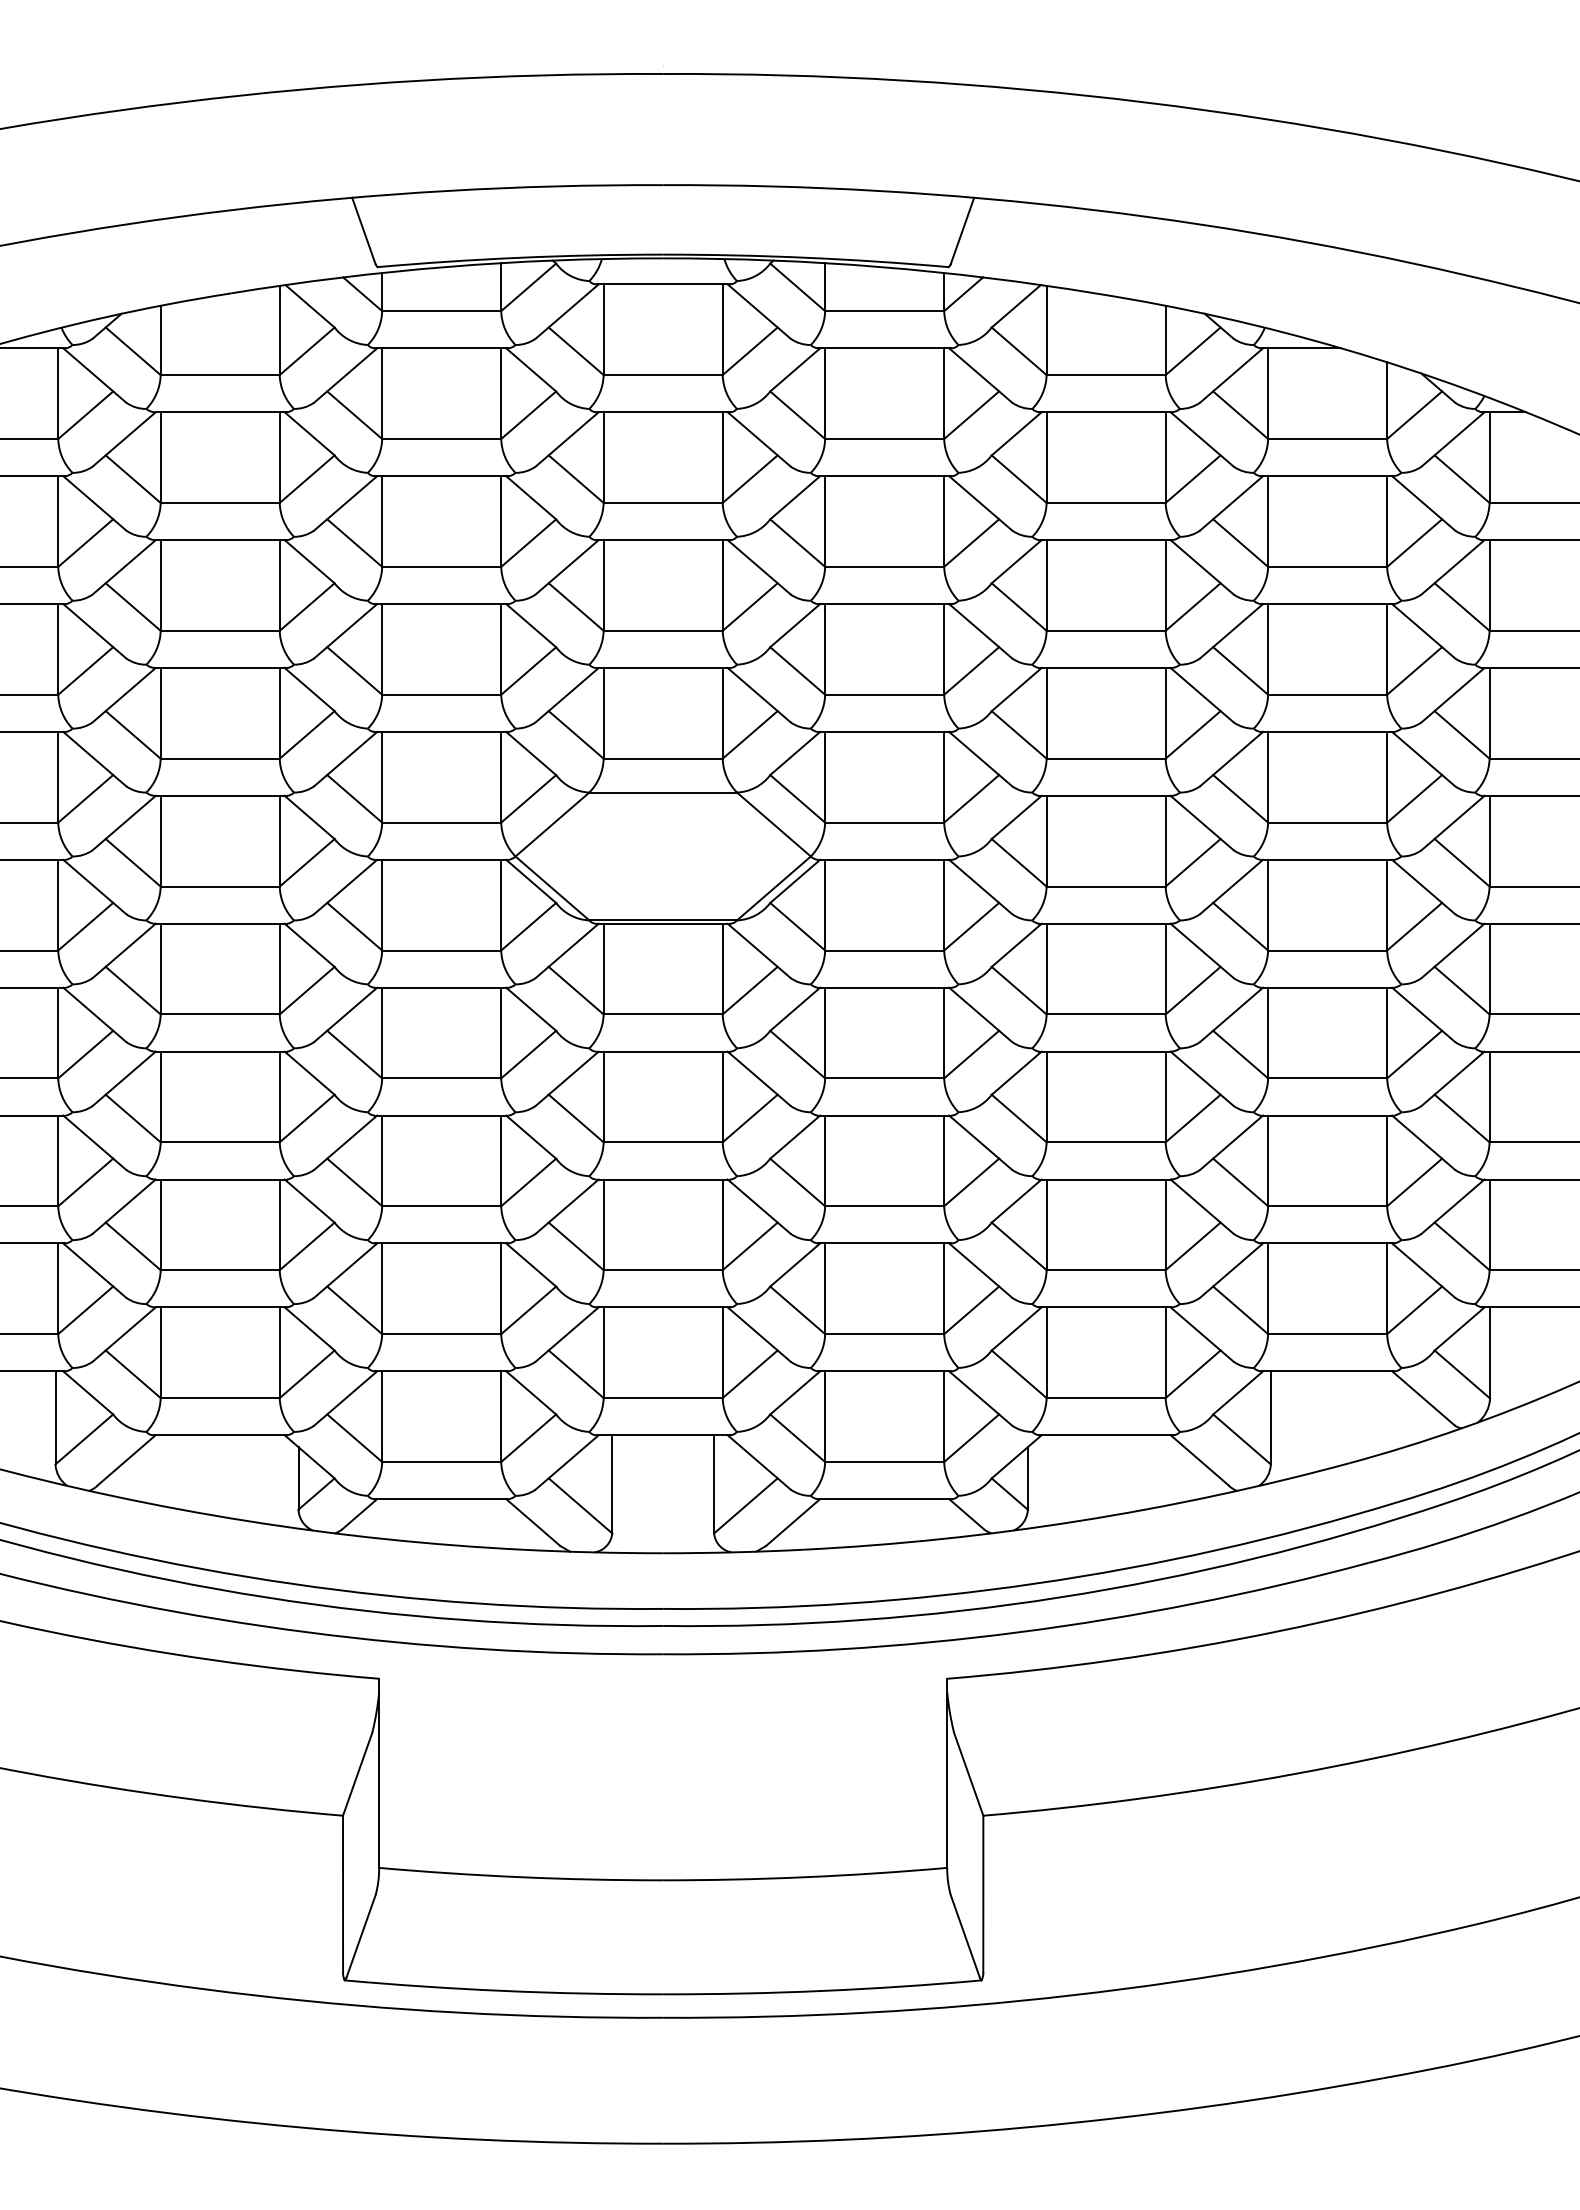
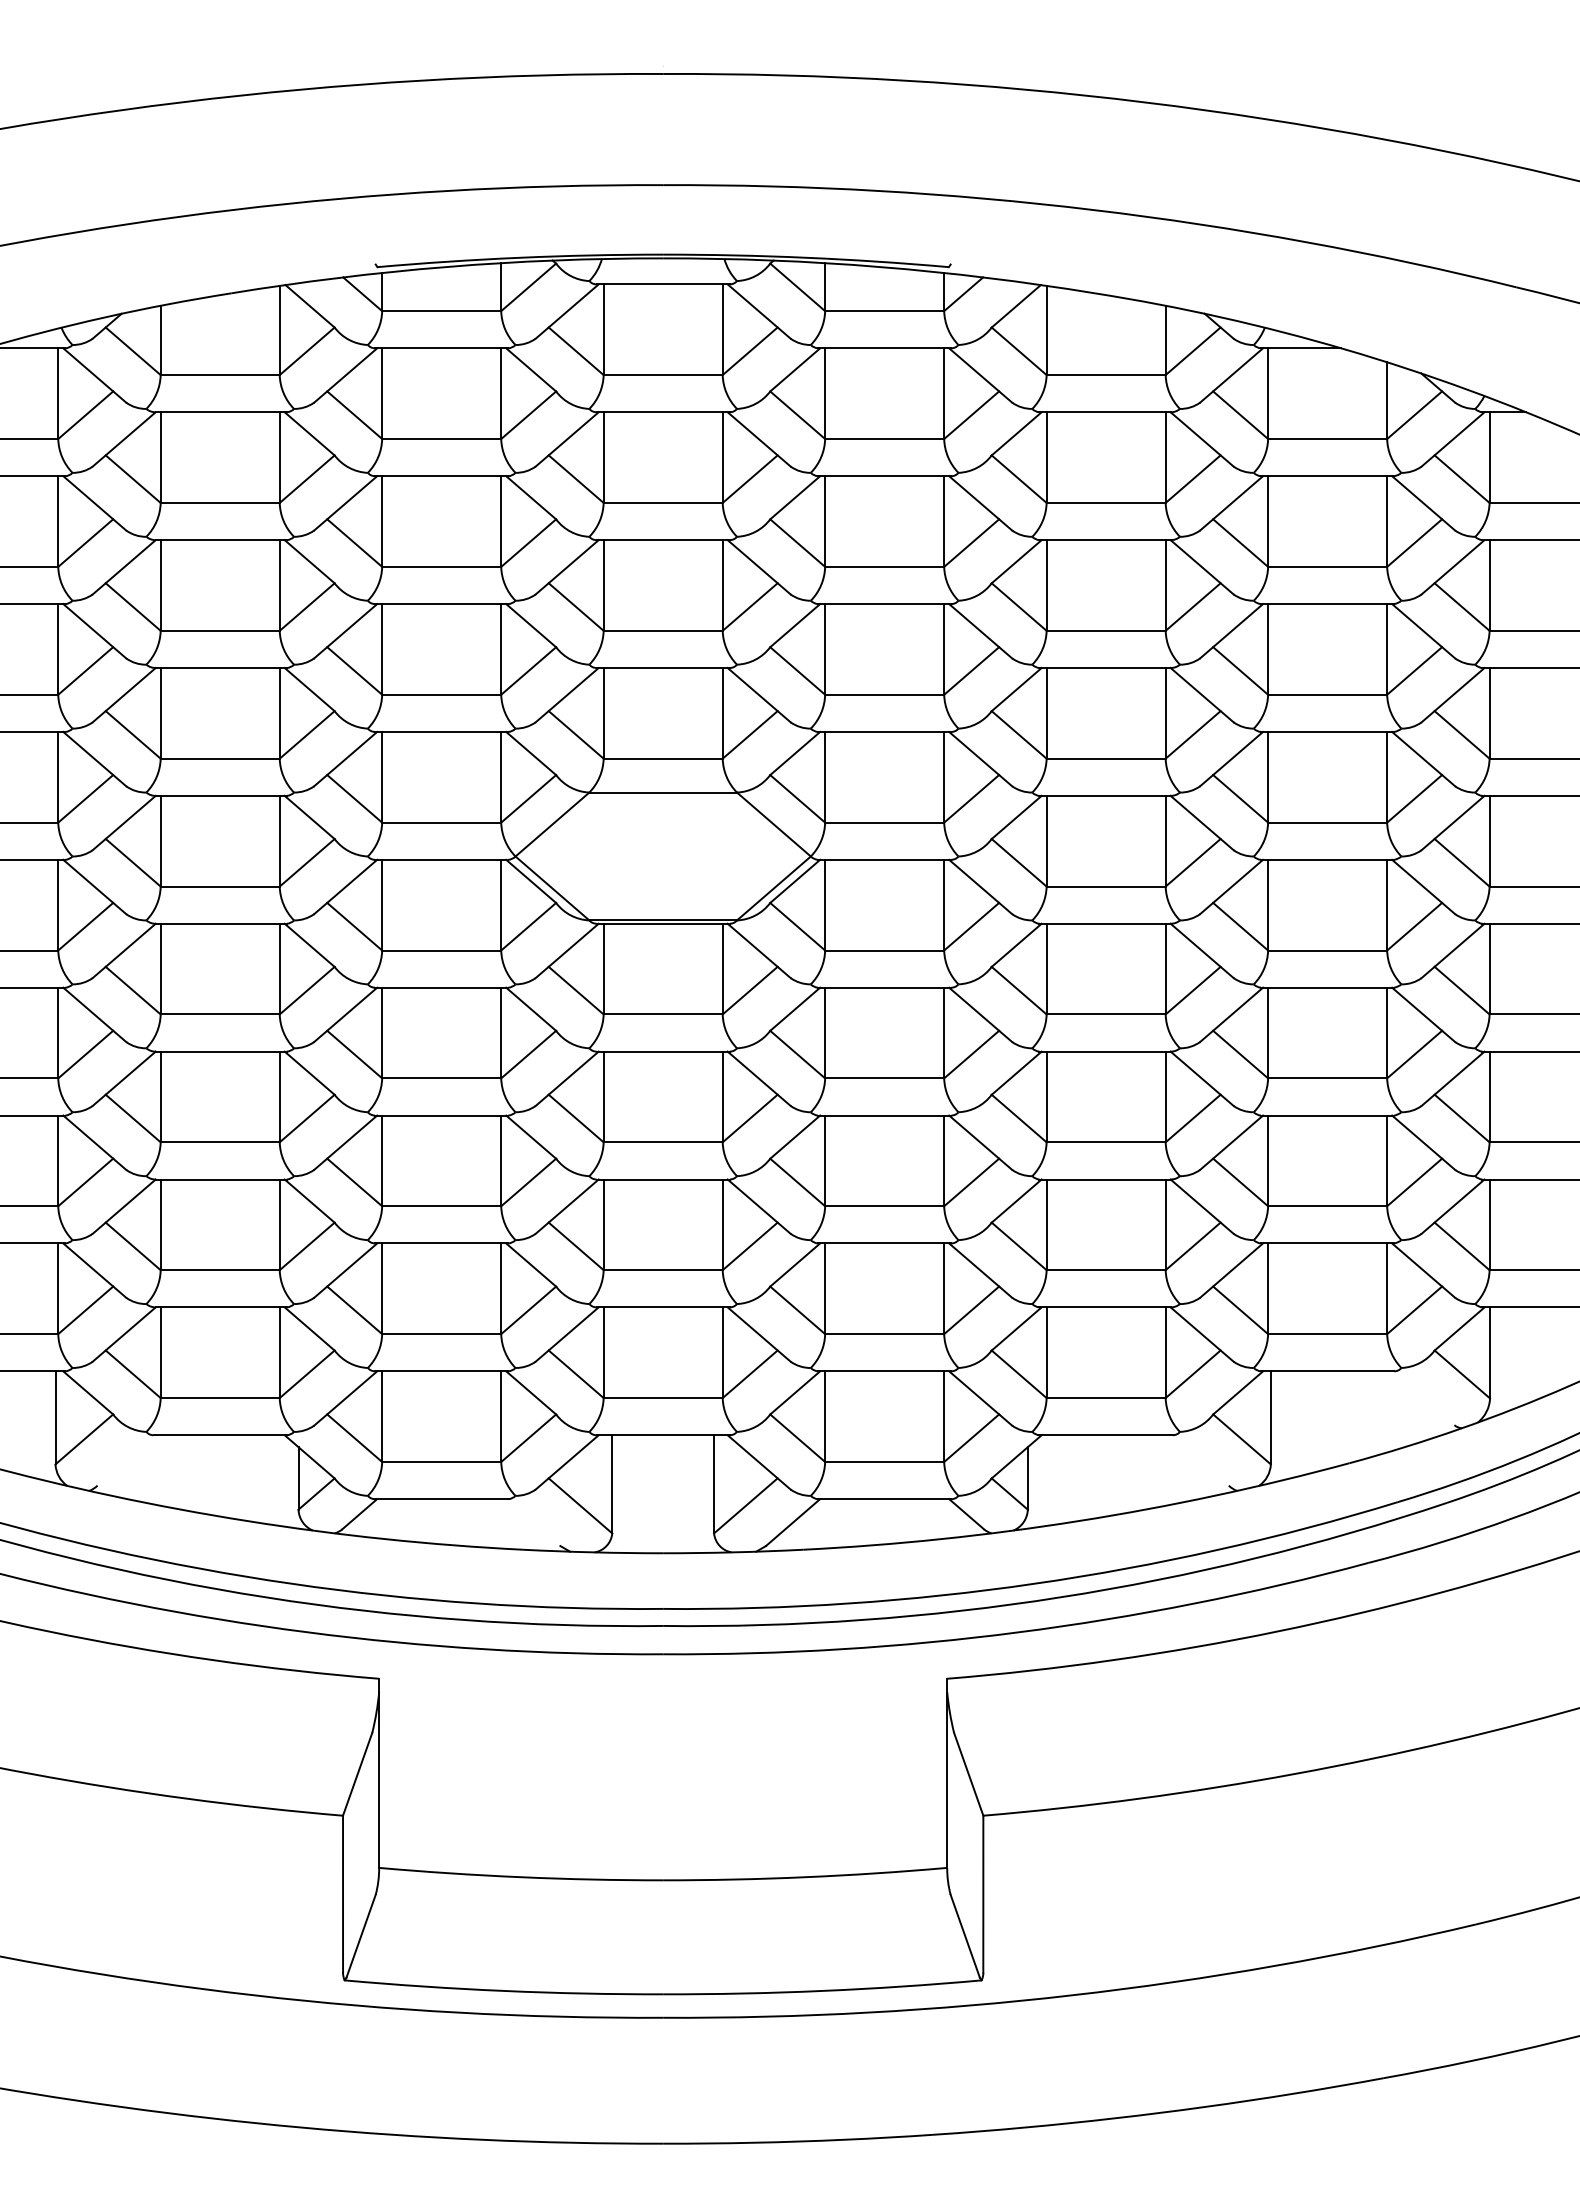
line: present -> none (363, 230)
line: present -> none (962, 230)
line: present -> none (1423, 1398)
line: present -> none (126, 1460)
line: present -> none (1199, 1460)
line: present -> none (533, 1522)
